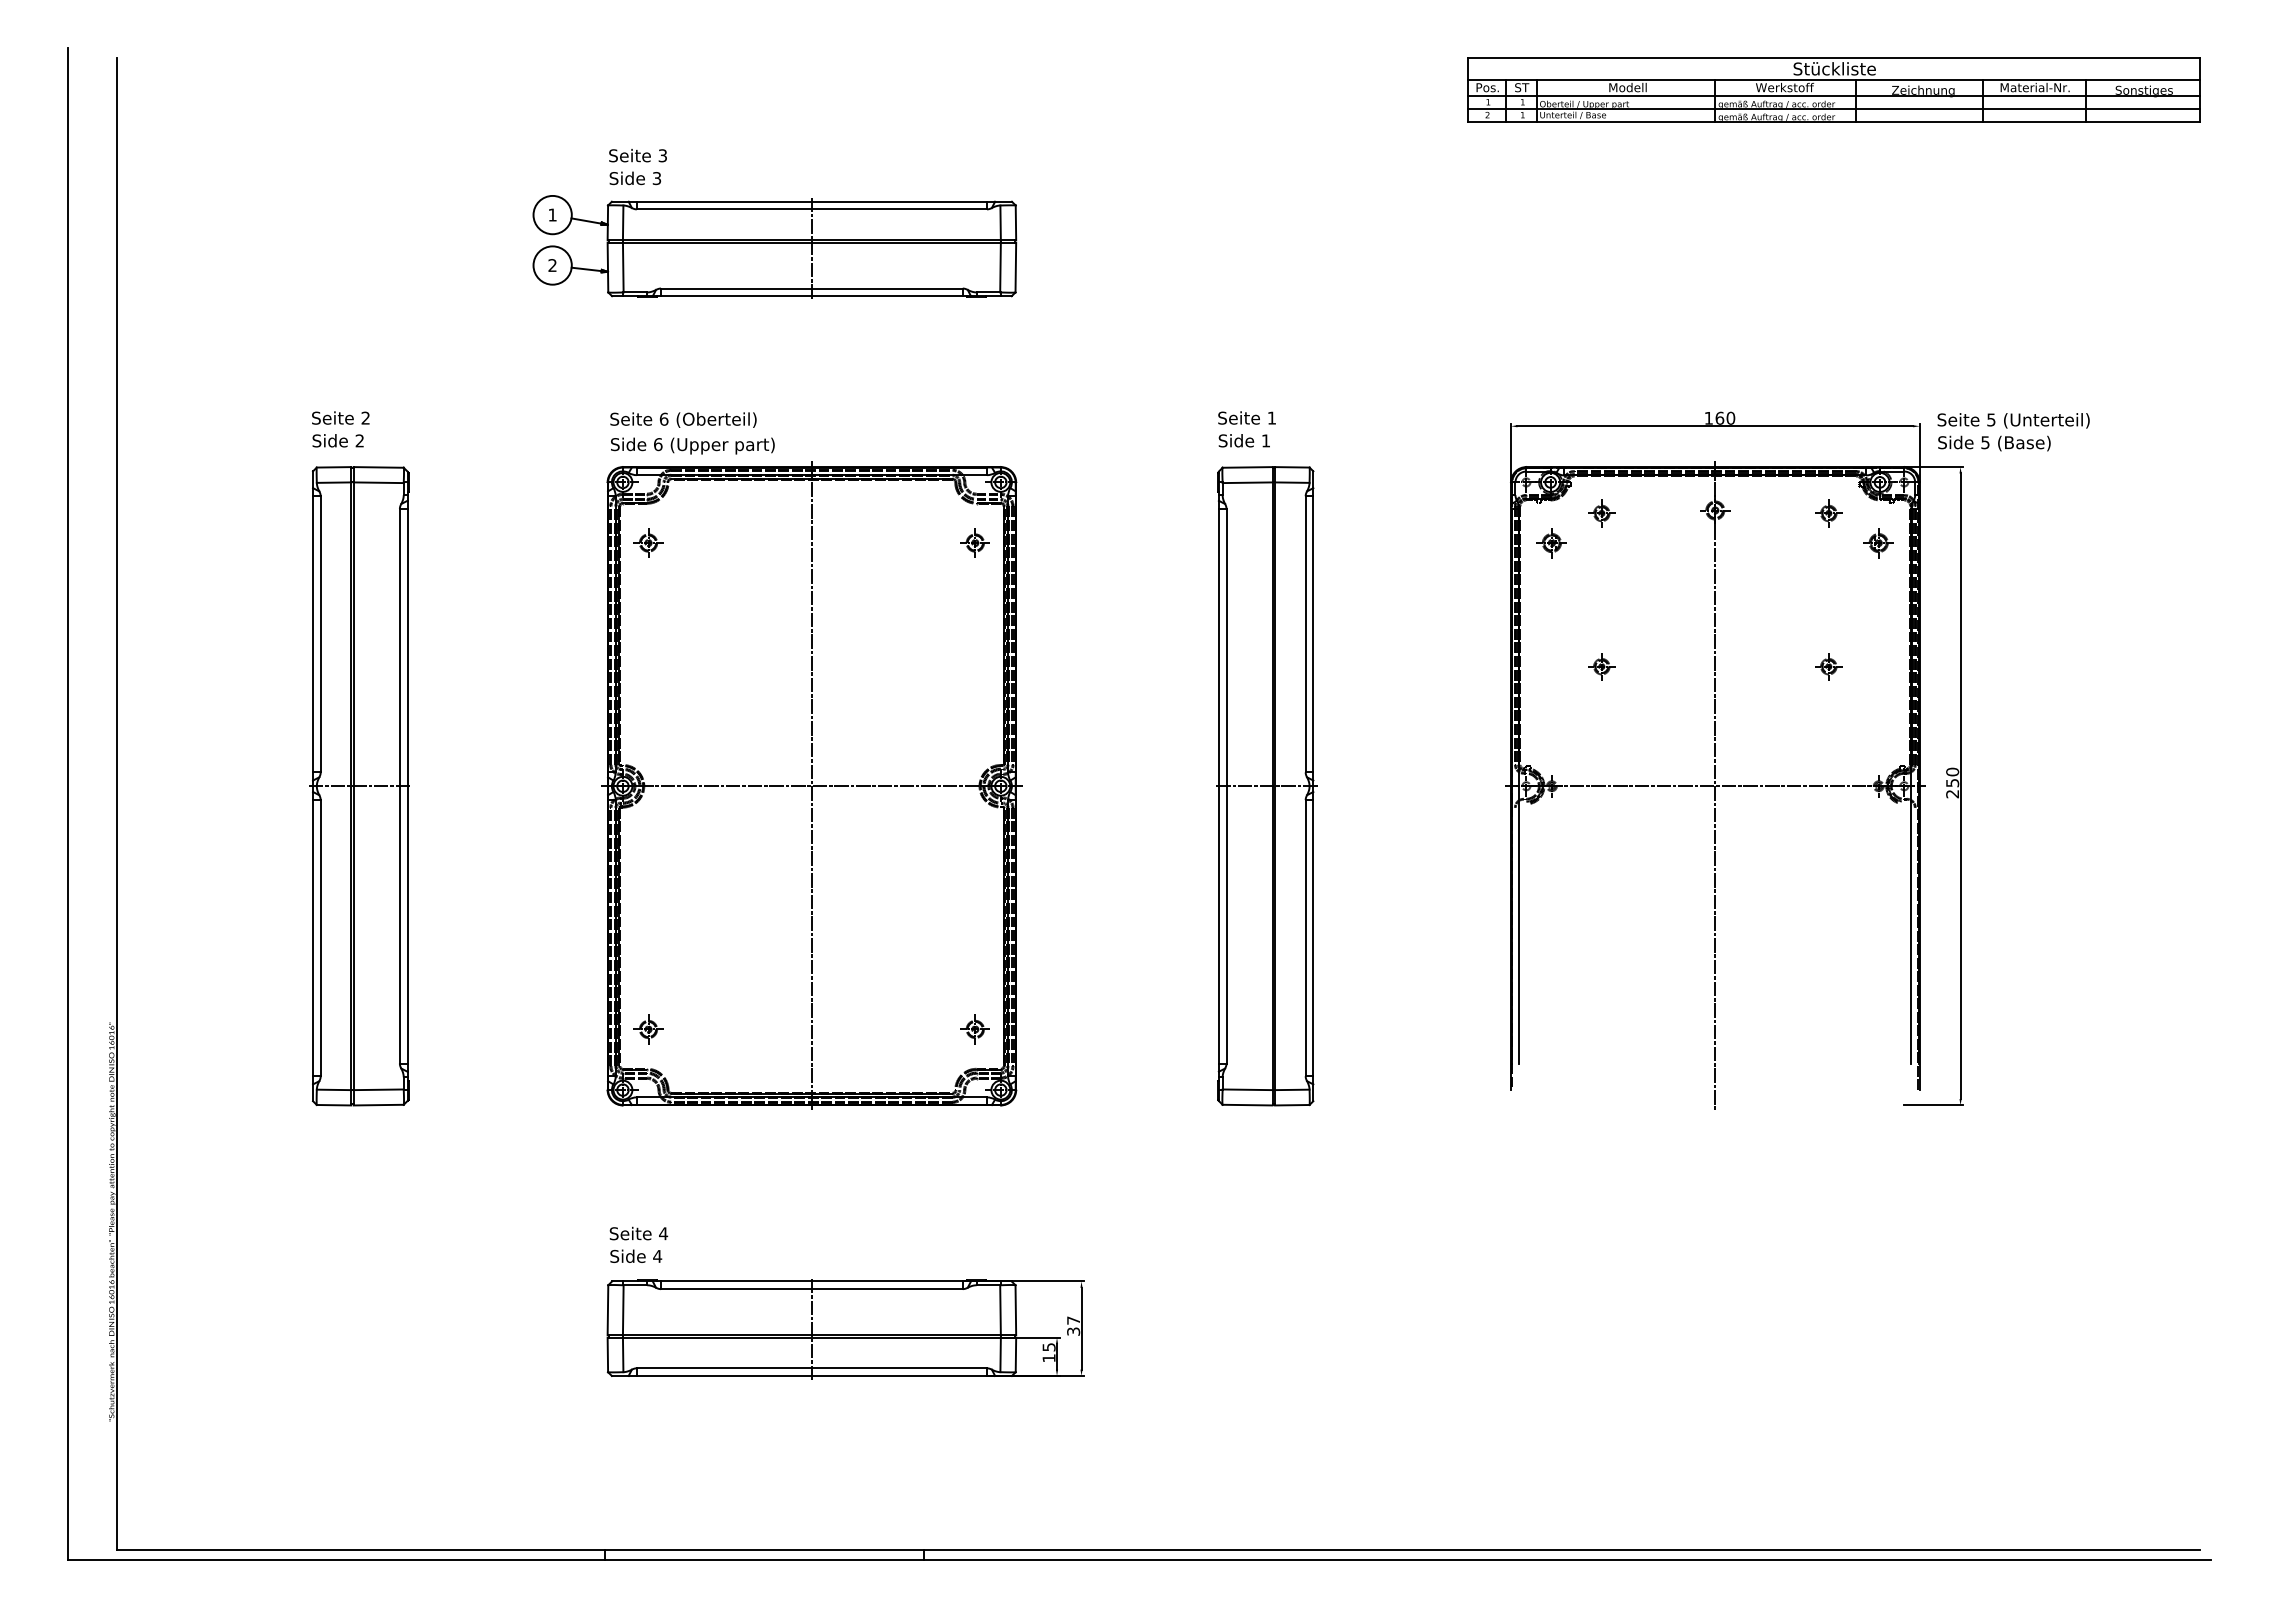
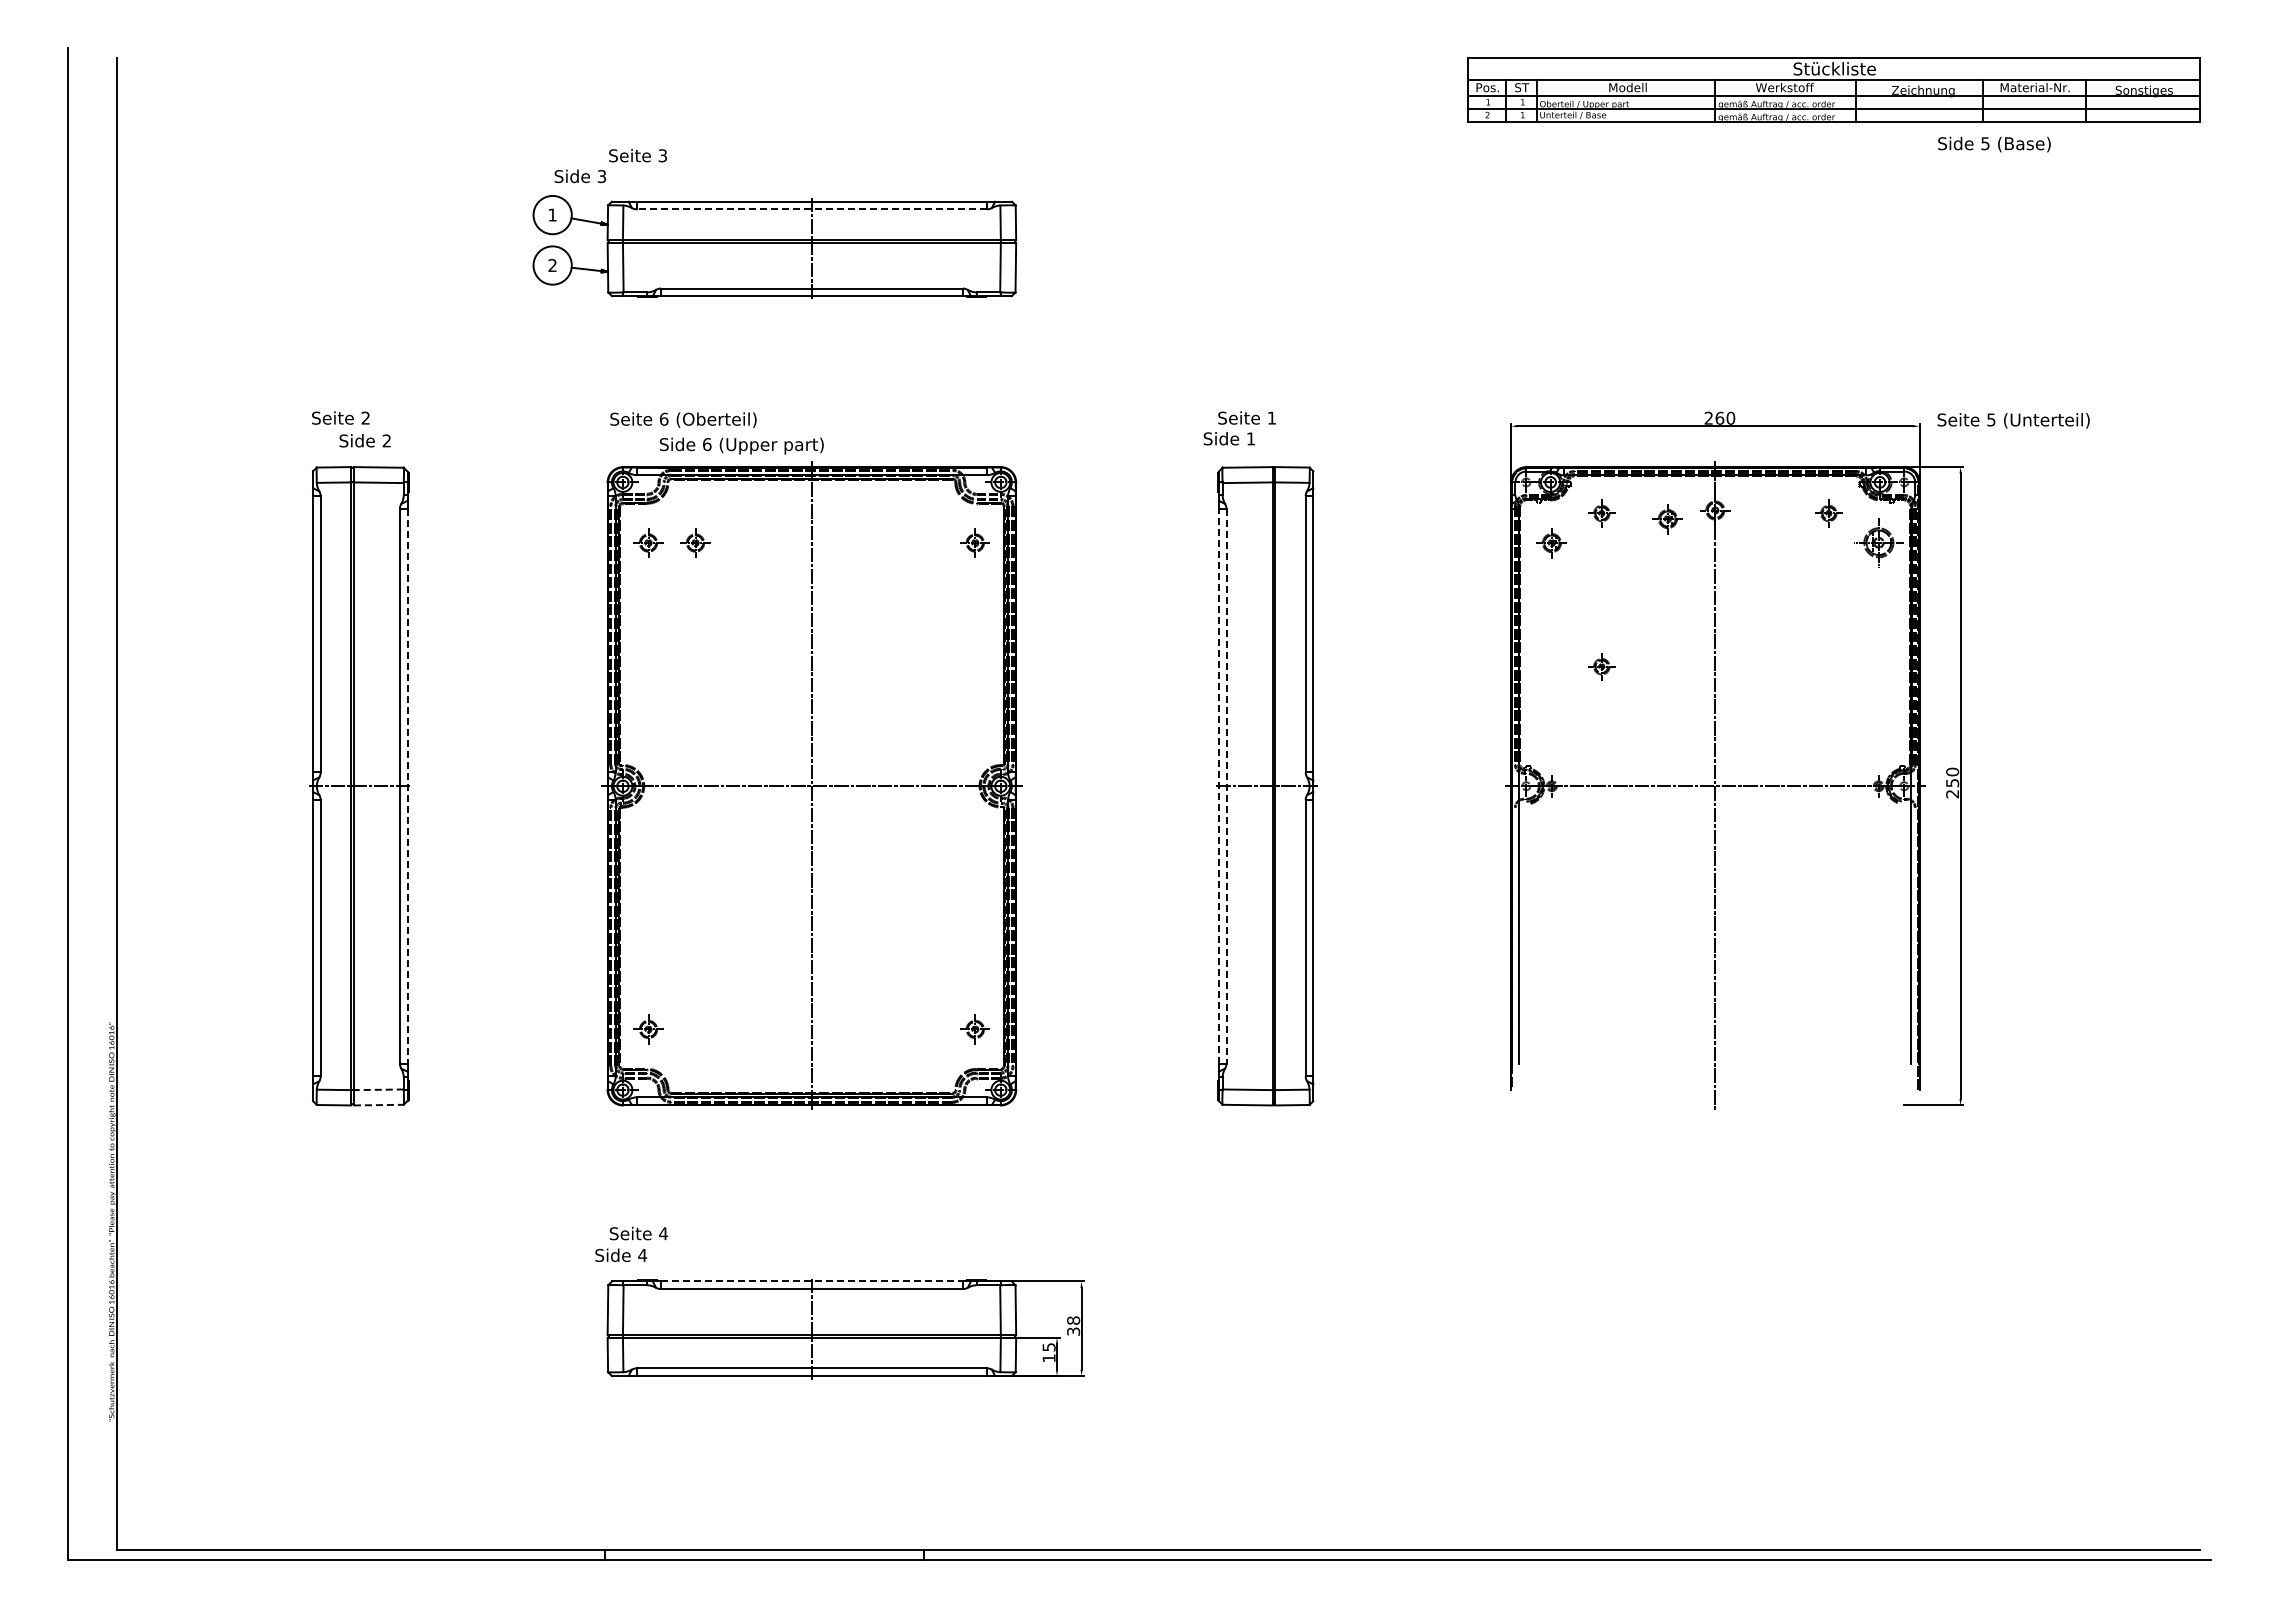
text position: (635, 178) -> (580, 176) (580, 176)
line: solid -> dashed (811, 209)
text: 160 -> 260 (1708, 417)
text position: (337, 440) -> (364, 440) (364, 440)
text position: (1243, 440) -> (1228, 438) (1228, 438)
text position: (1994, 443) -> (1994, 144) (1994, 144)
text position: (692, 445) -> (741, 445) (741, 445)
part: none -> present (1667, 519)
part: none -> present (695, 542)
part size: 31x31 px -> 50x50 px (1878, 542)
part: present -> none (1828, 666)
line: solid -> dashed (1218, 785)
line: solid -> dashed (407, 786)
line: solid -> dashed (1226, 786)
line: solid -> dashed (378, 1089)
line: solid -> dashed (378, 1105)
text position: (636, 1255) -> (621, 1254) (621, 1254)
line: solid -> dashed (811, 1281)
text: 37 -> 38 (1073, 1320)
